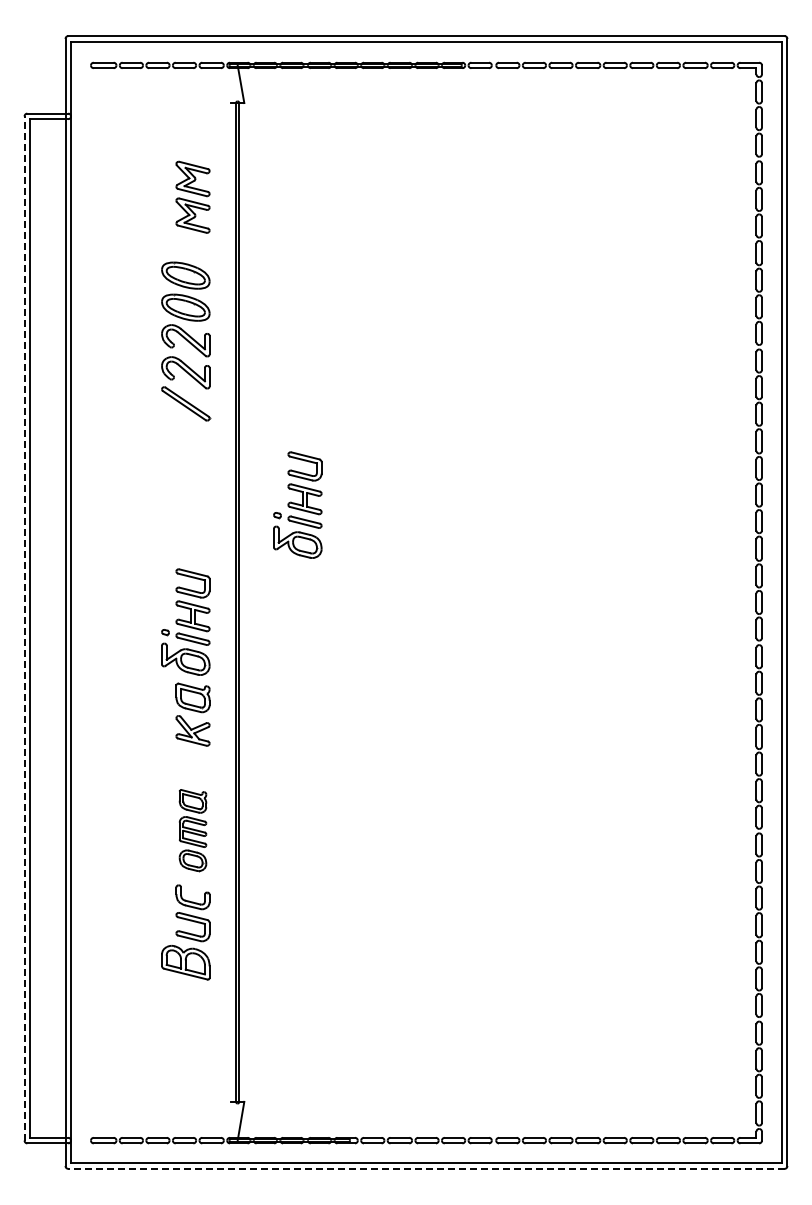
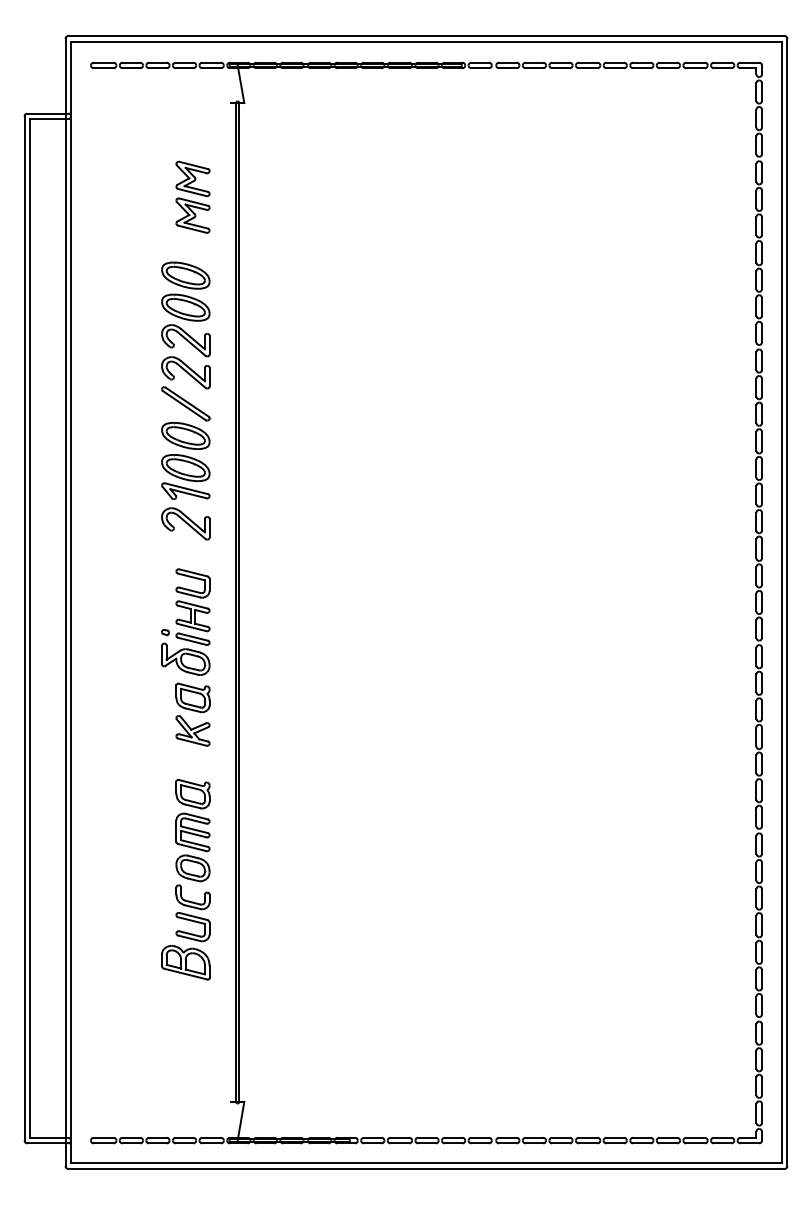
part: none -> present (185, 481)
part: present -> none (297, 504)
line: dashed -> solid (24, 628)
part size: 30x84 px -> 36x105 px (192, 830)
line: dashed -> solid (425, 1168)
